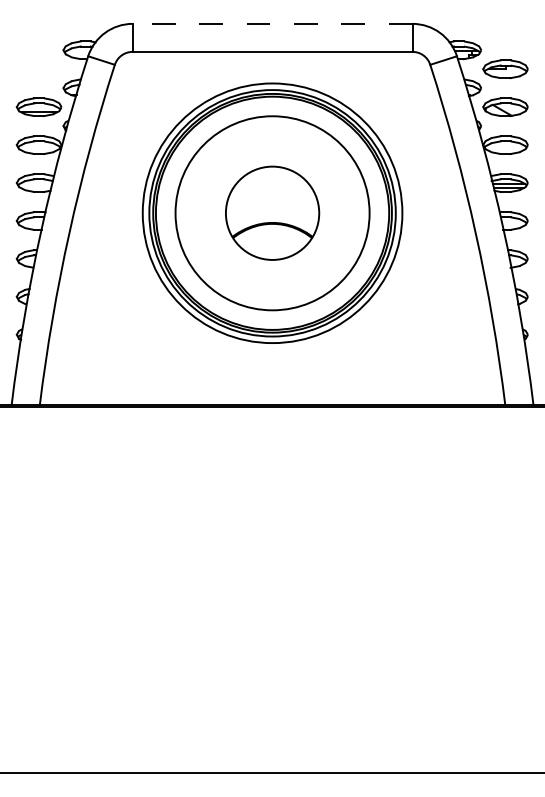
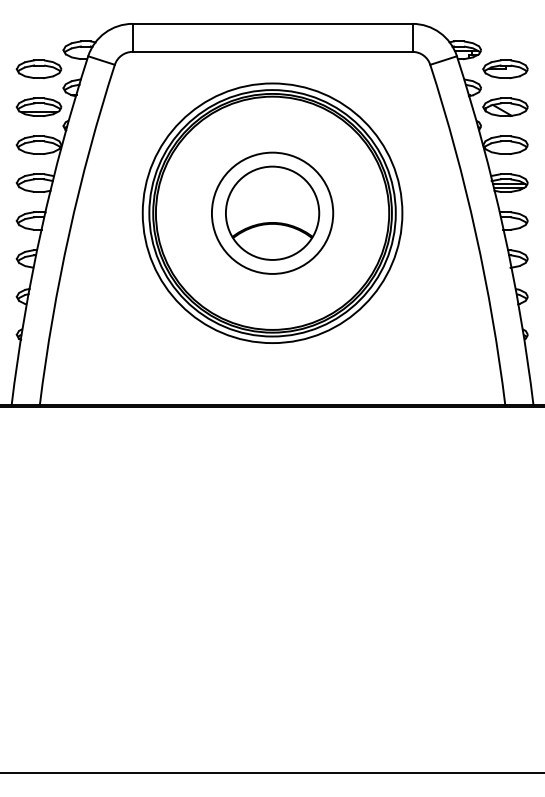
line: dashed -> solid (272, 23)
part: none -> present (38, 69)
circle diameter: 194 px -> 121 px (272, 212)
